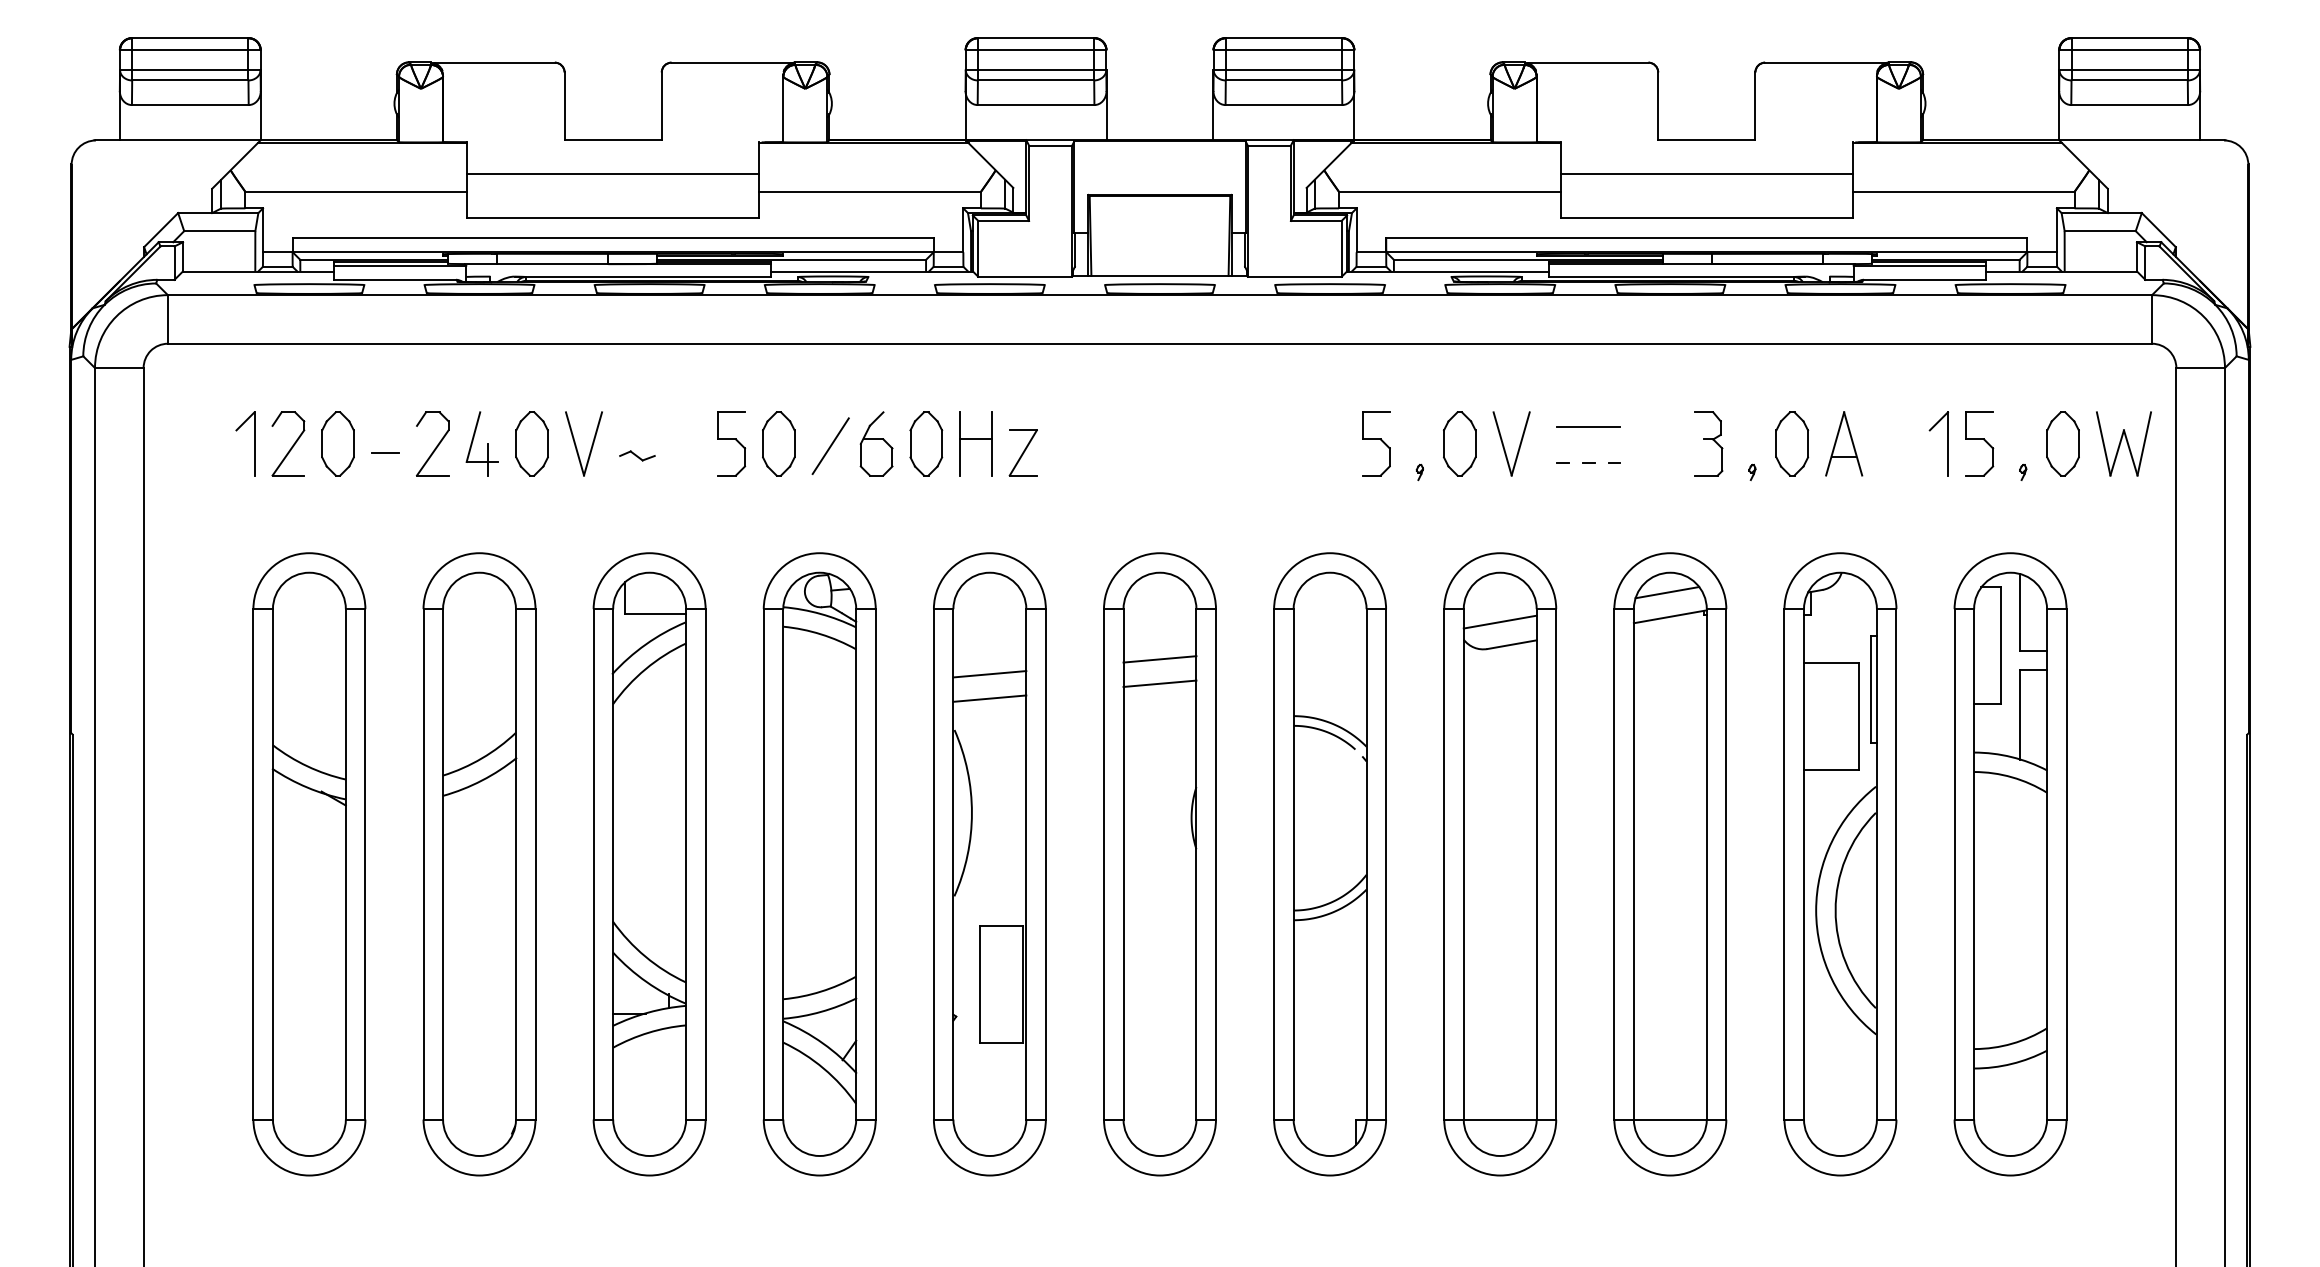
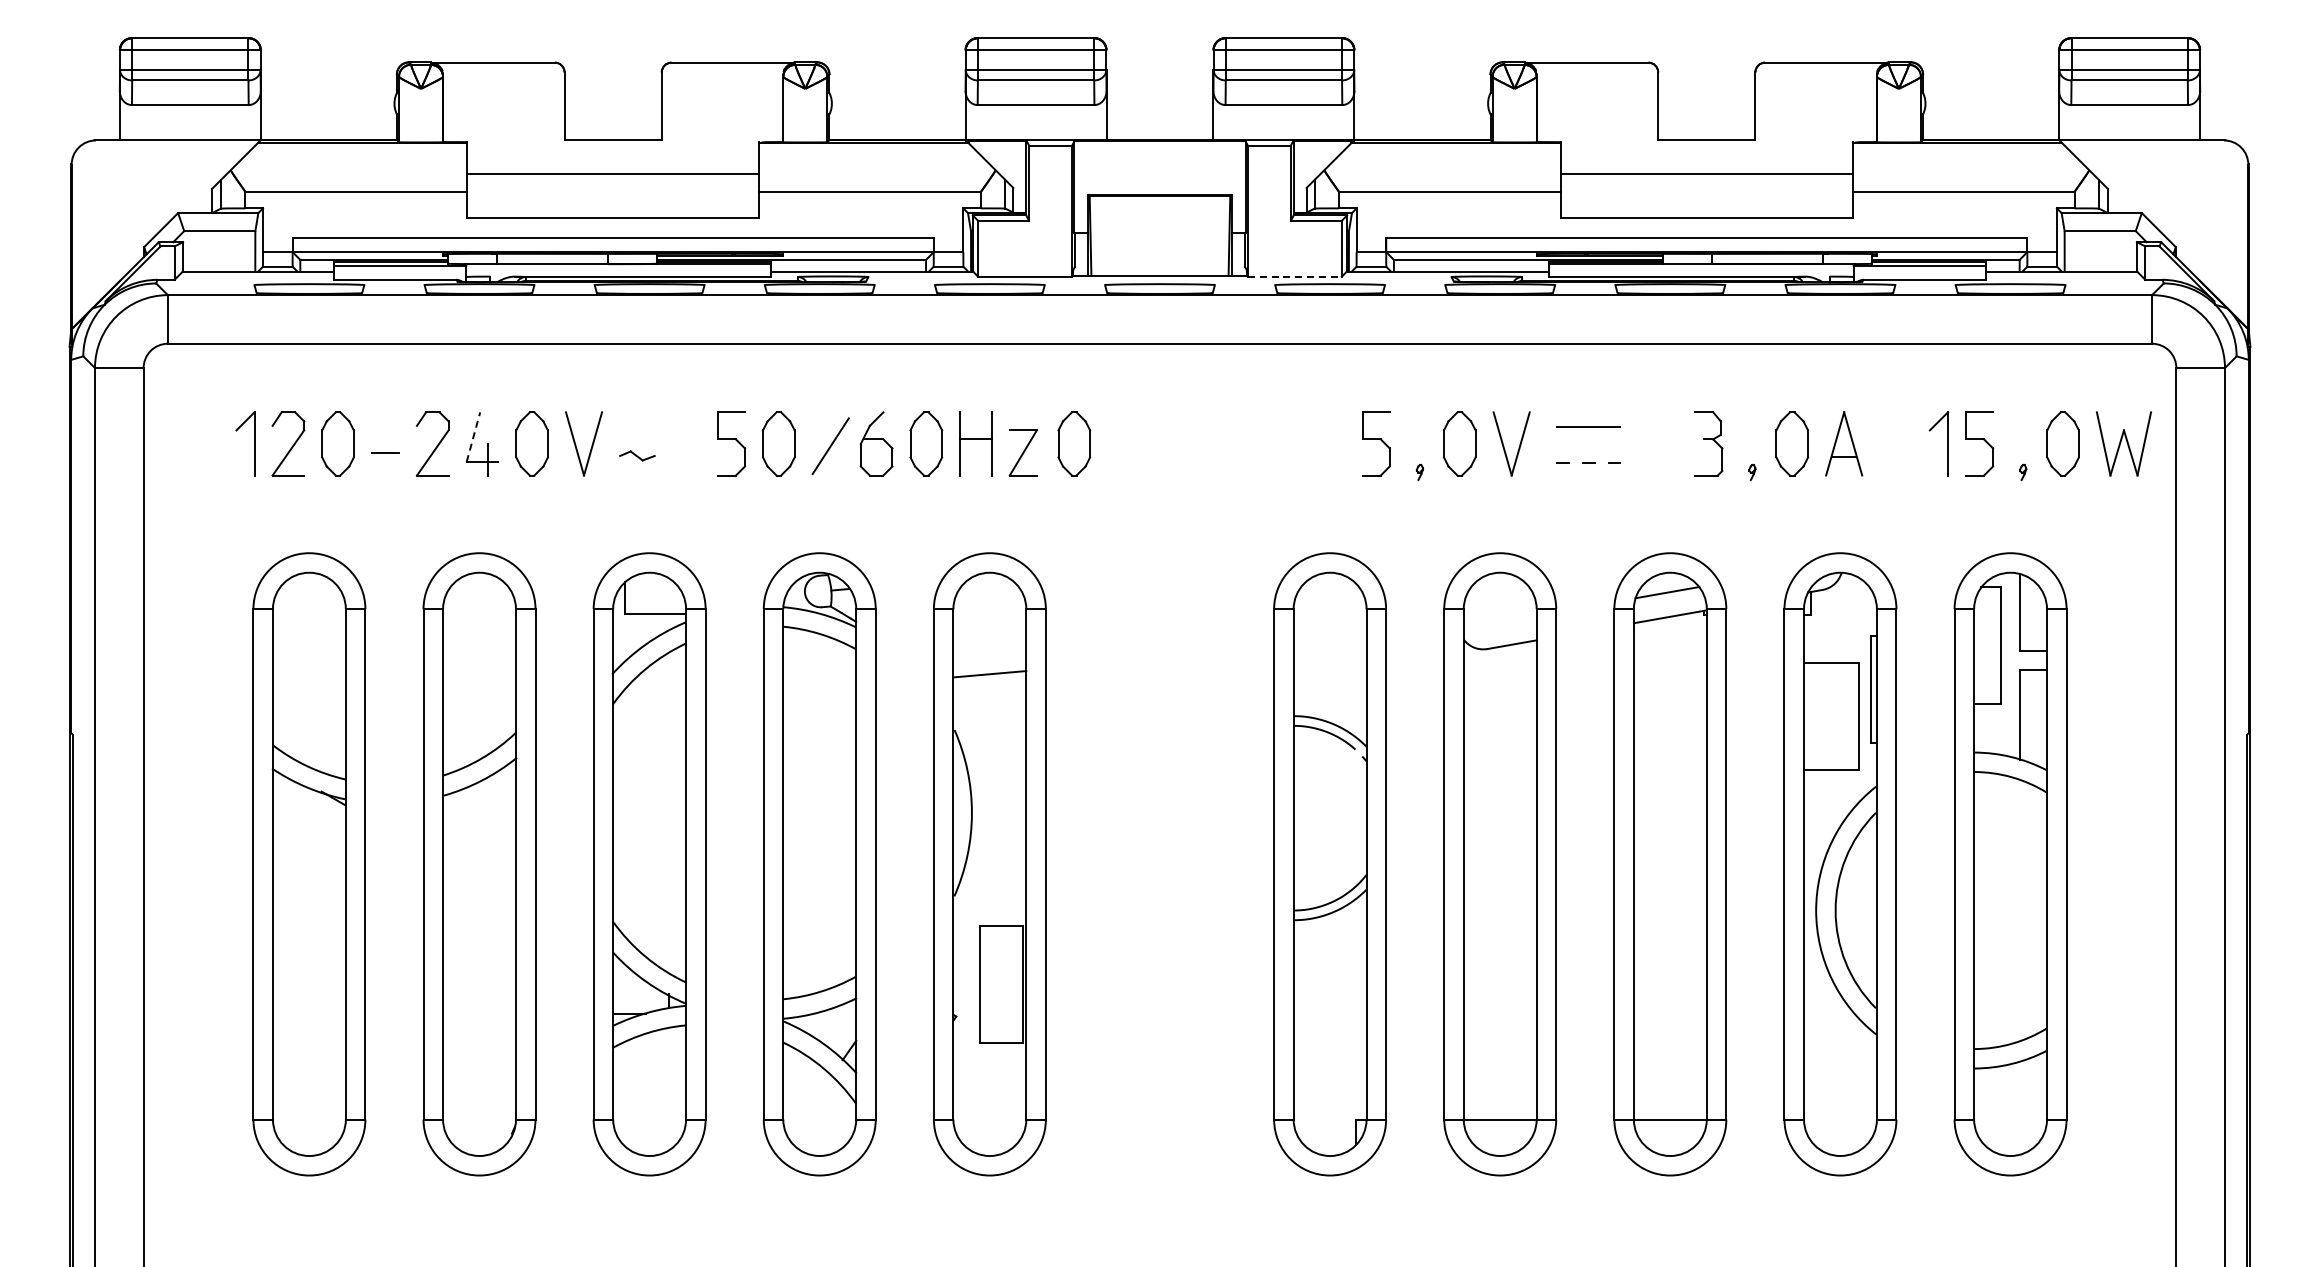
line: solid -> dashed (1294, 276)
line: solid -> dashed (473, 437)
part: none -> present (1074, 443)
line: present -> none (1499, 621)
line: present -> none (989, 698)
part: present -> none (1159, 864)
